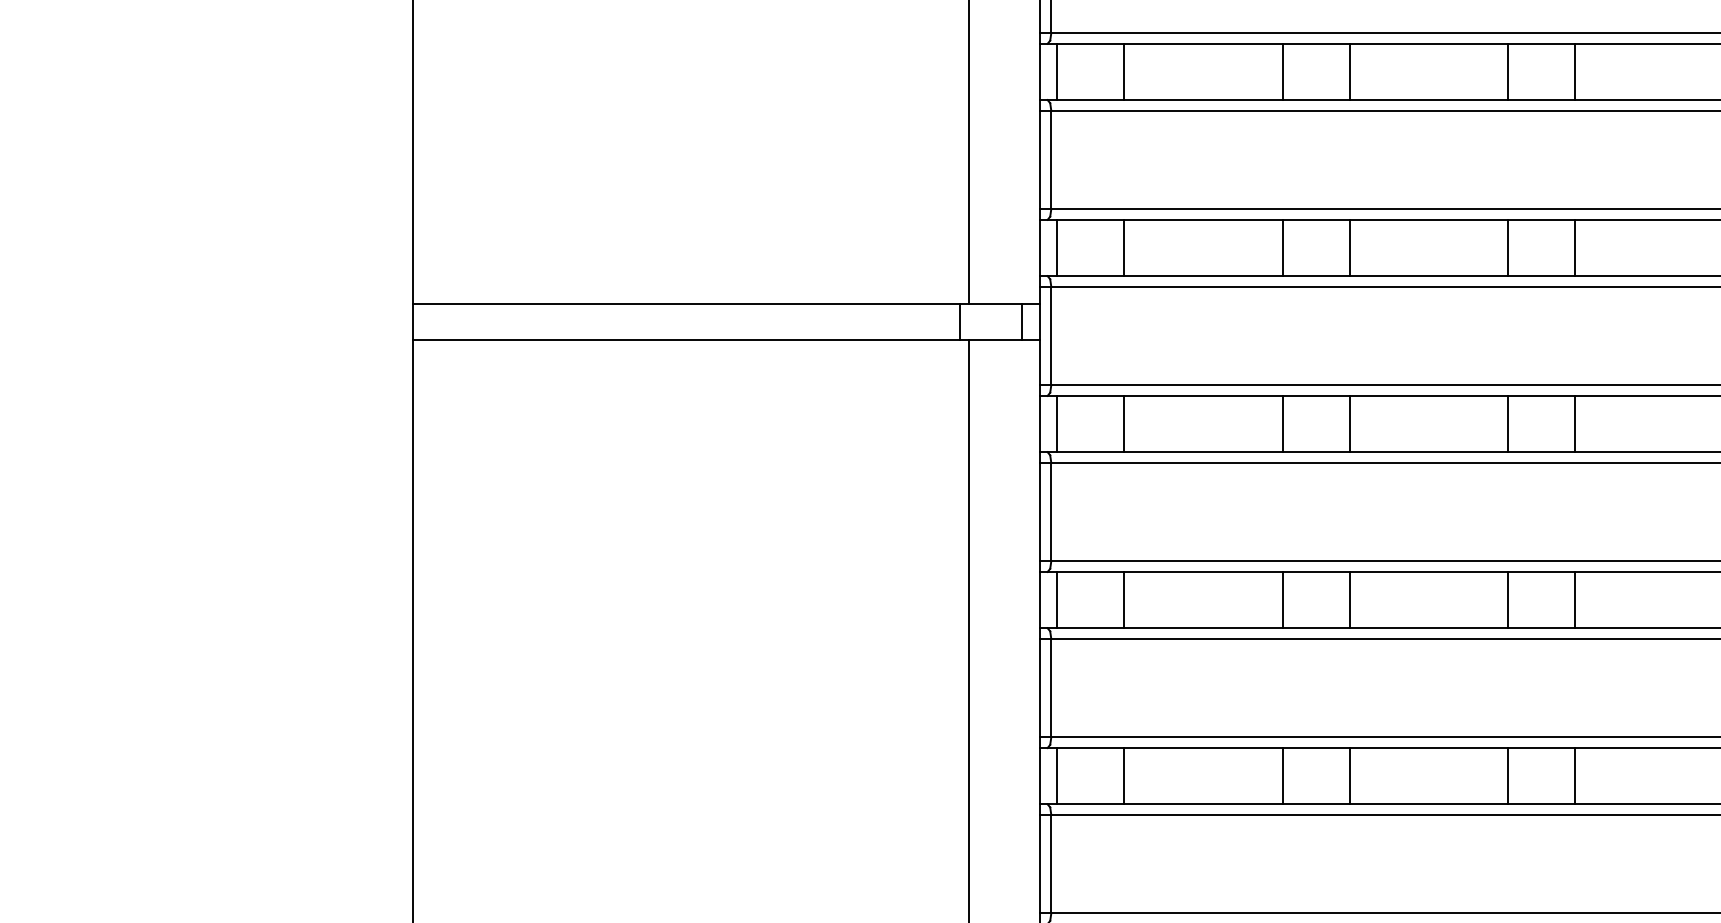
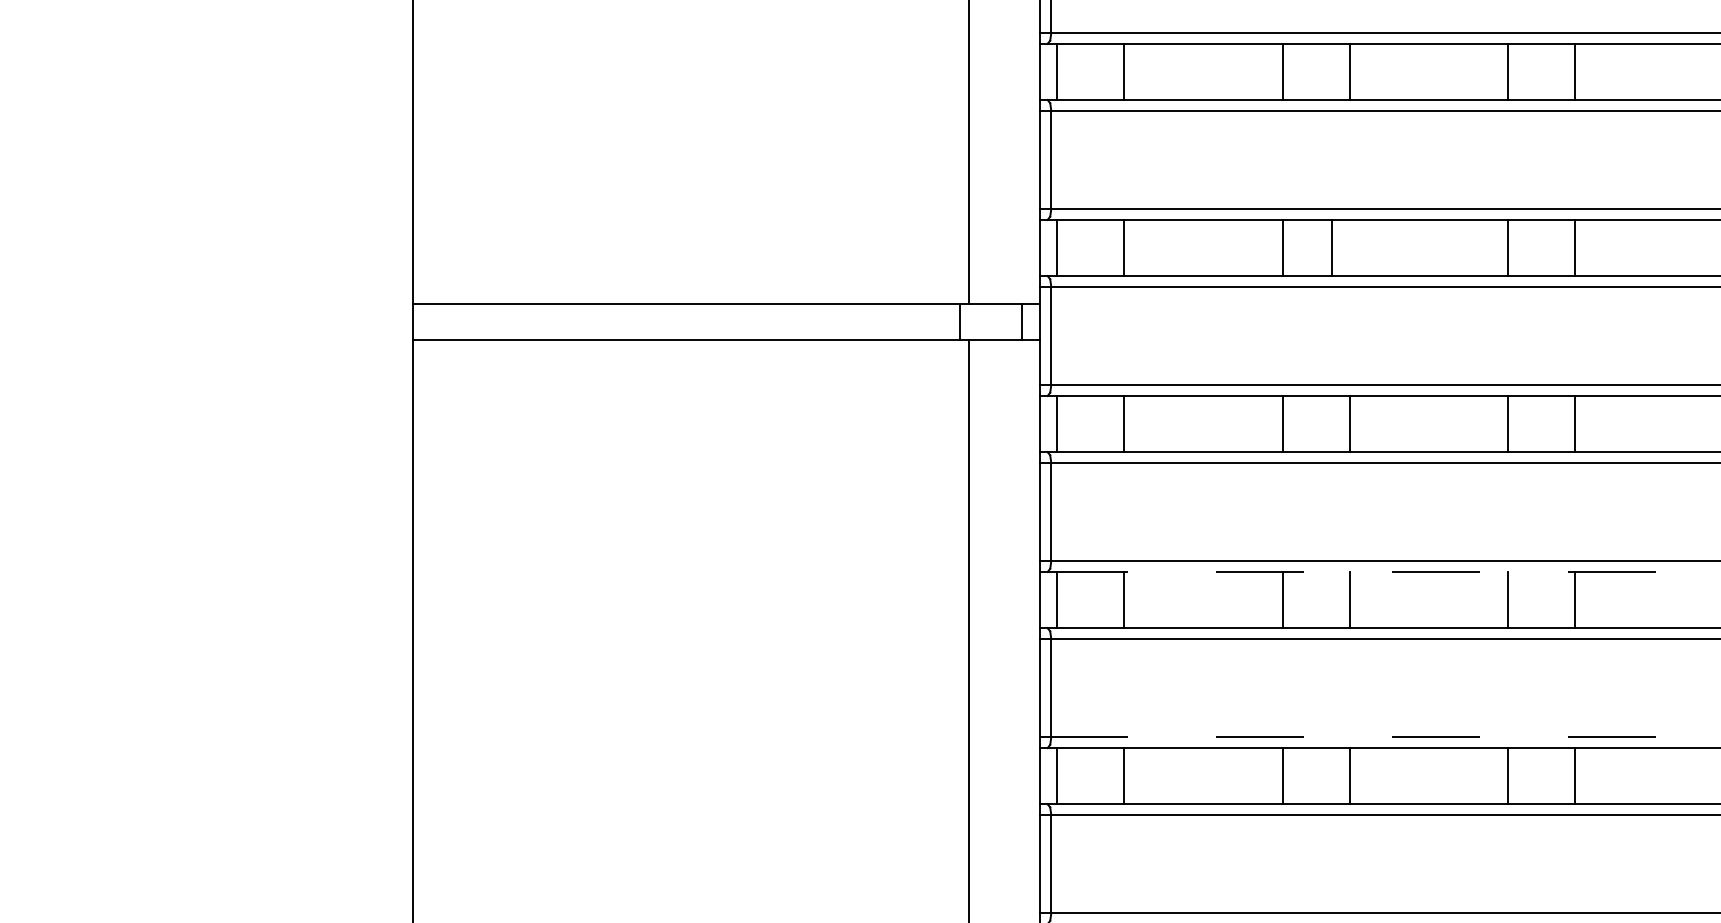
line position: (1349, 247) -> (1331, 247) (1331, 247)
line: solid -> dashed (1380, 571)
line: solid -> dashed (1380, 737)
